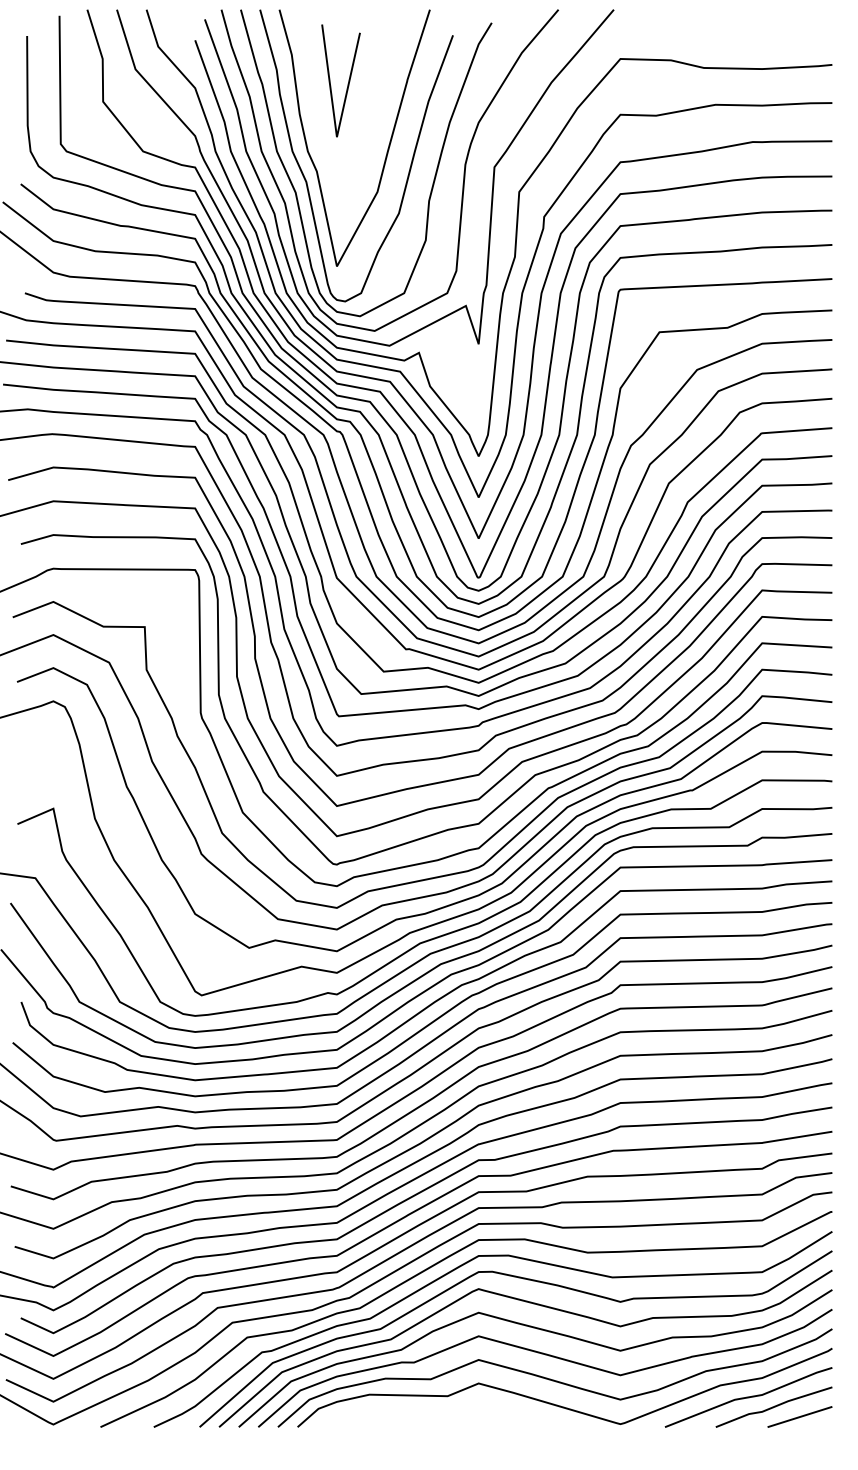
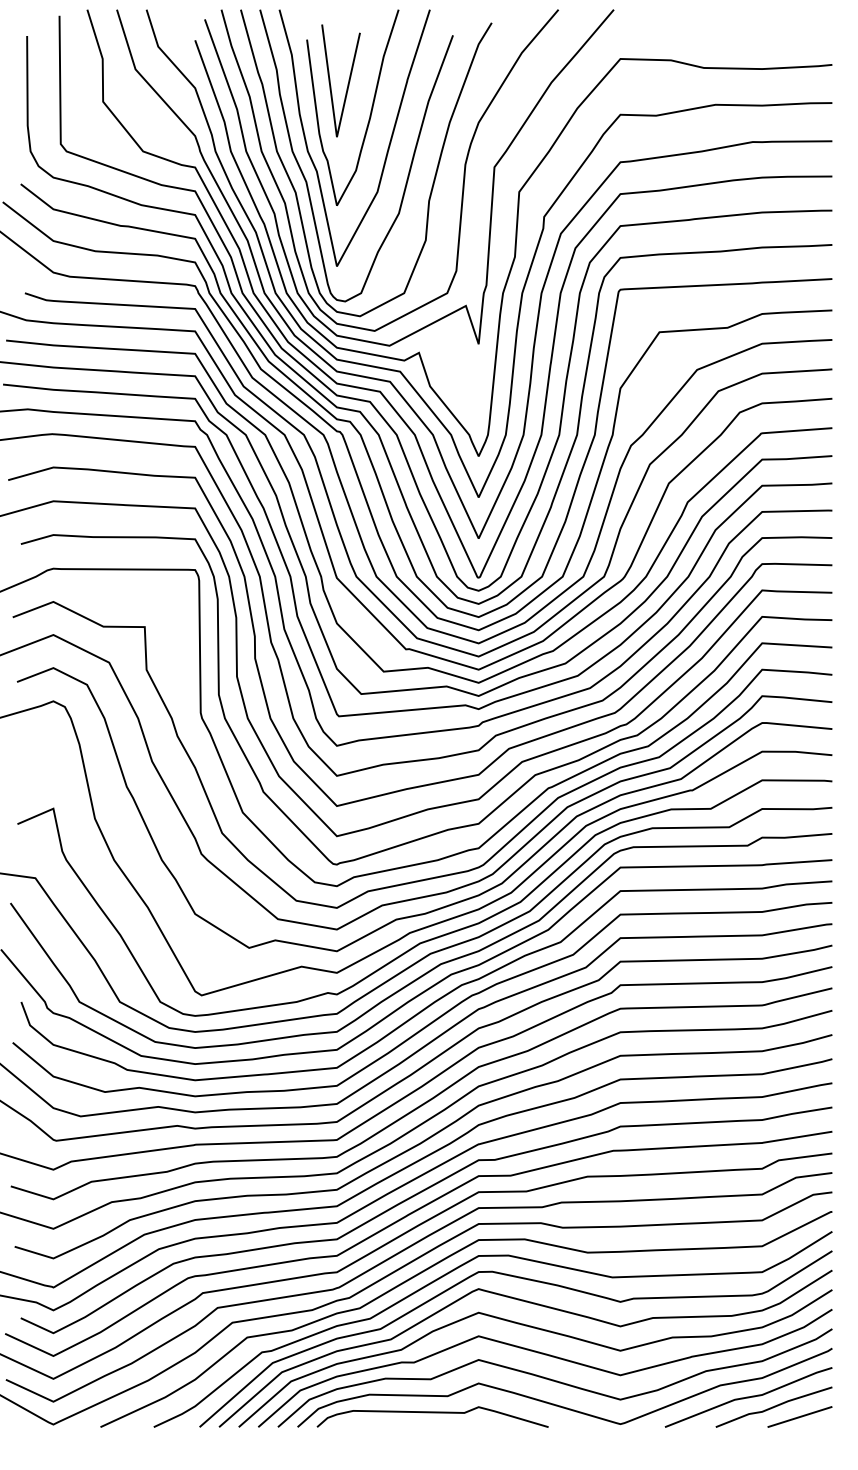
curve: none -> present (370, 110)
curve: none -> present (432, 1413)
